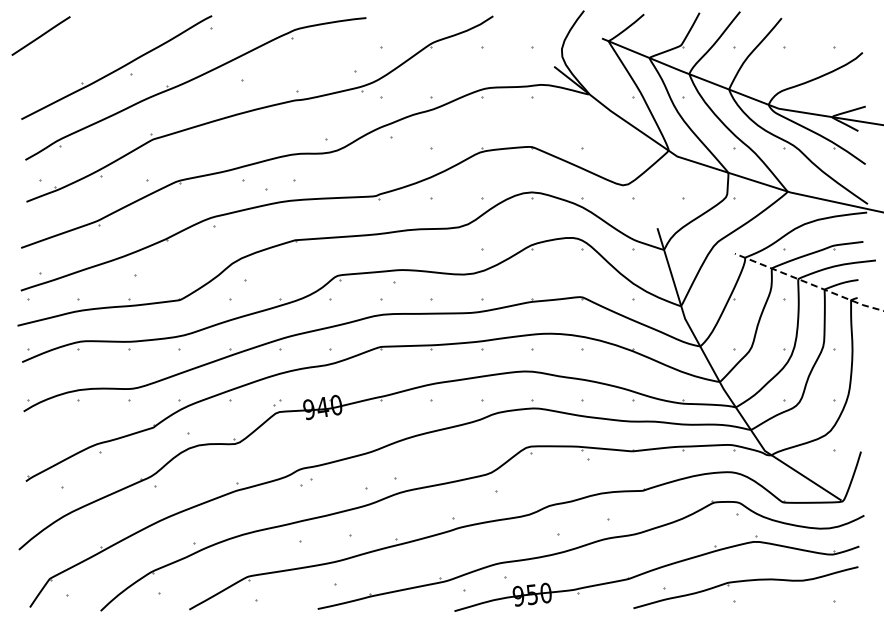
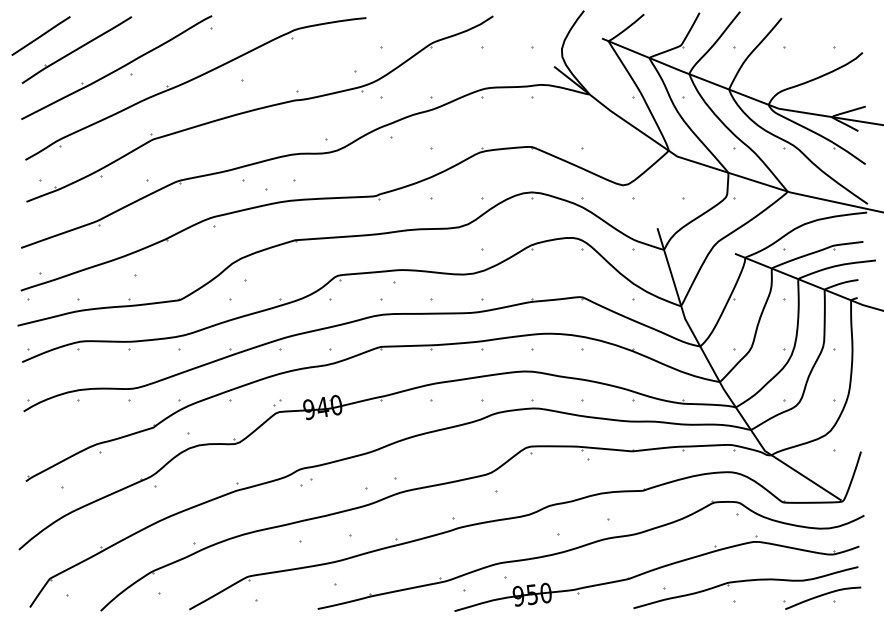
part: none -> present (76, 49)
line: dashed -> solid (809, 283)
part: none -> present (822, 597)
